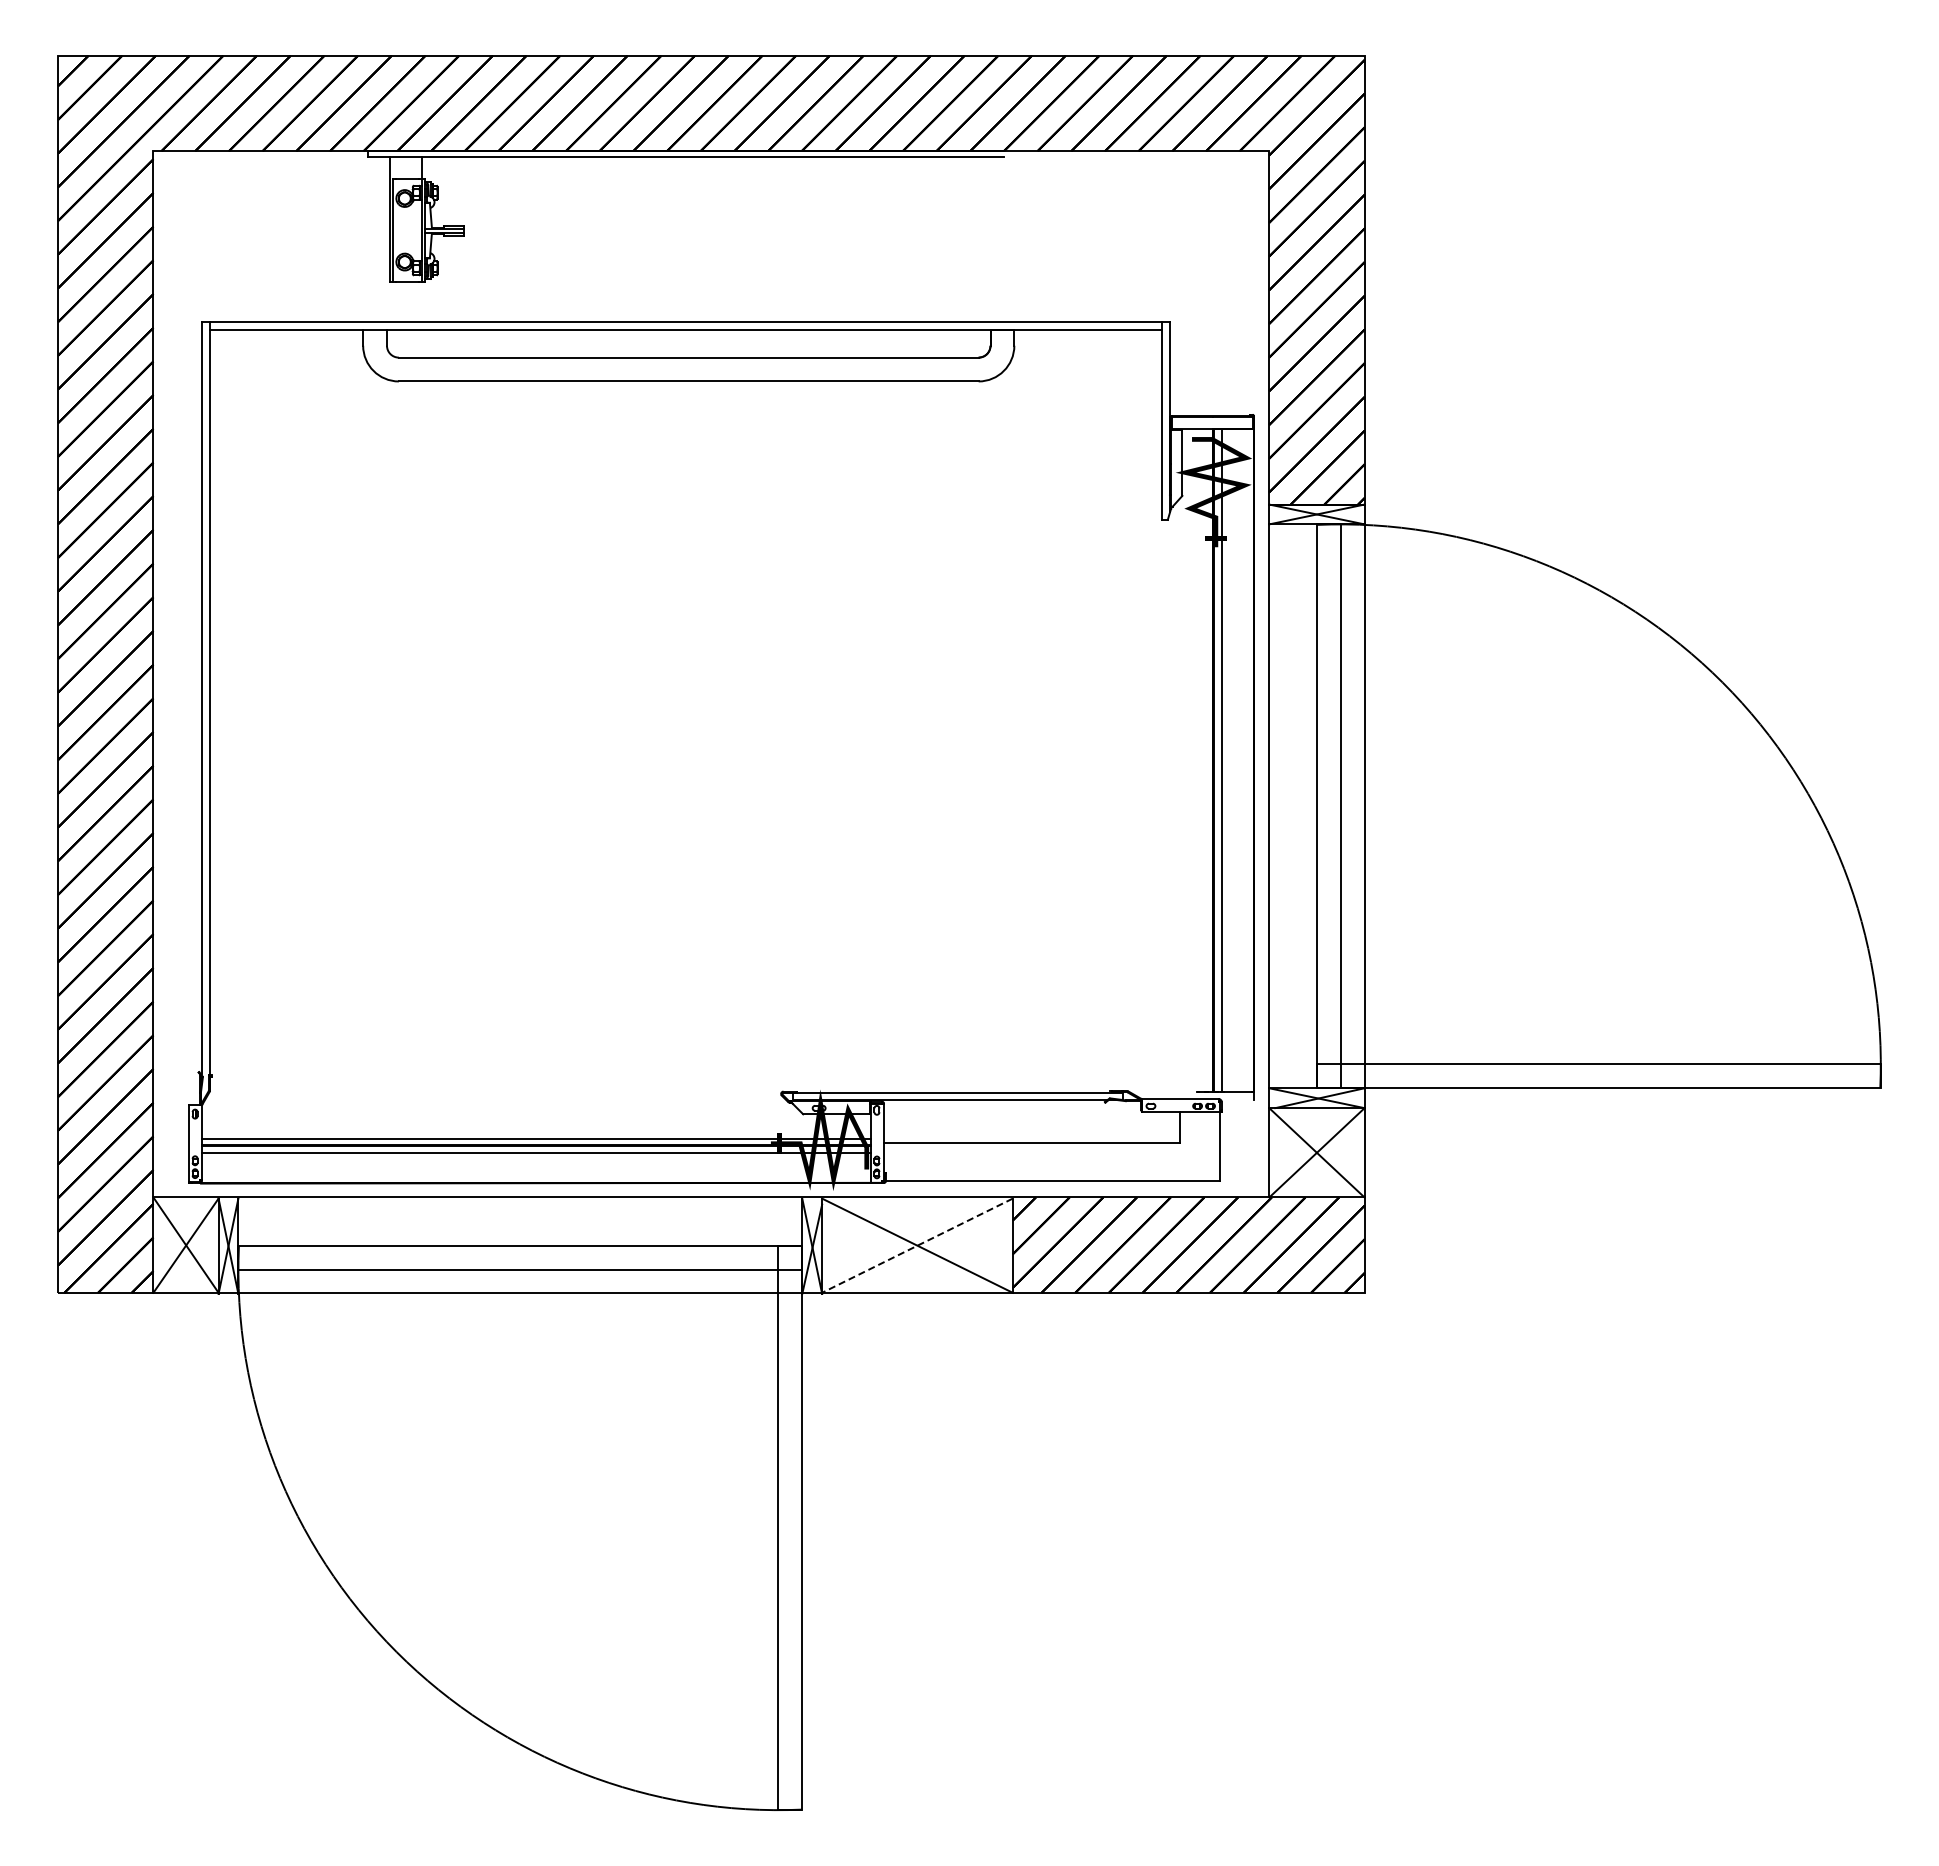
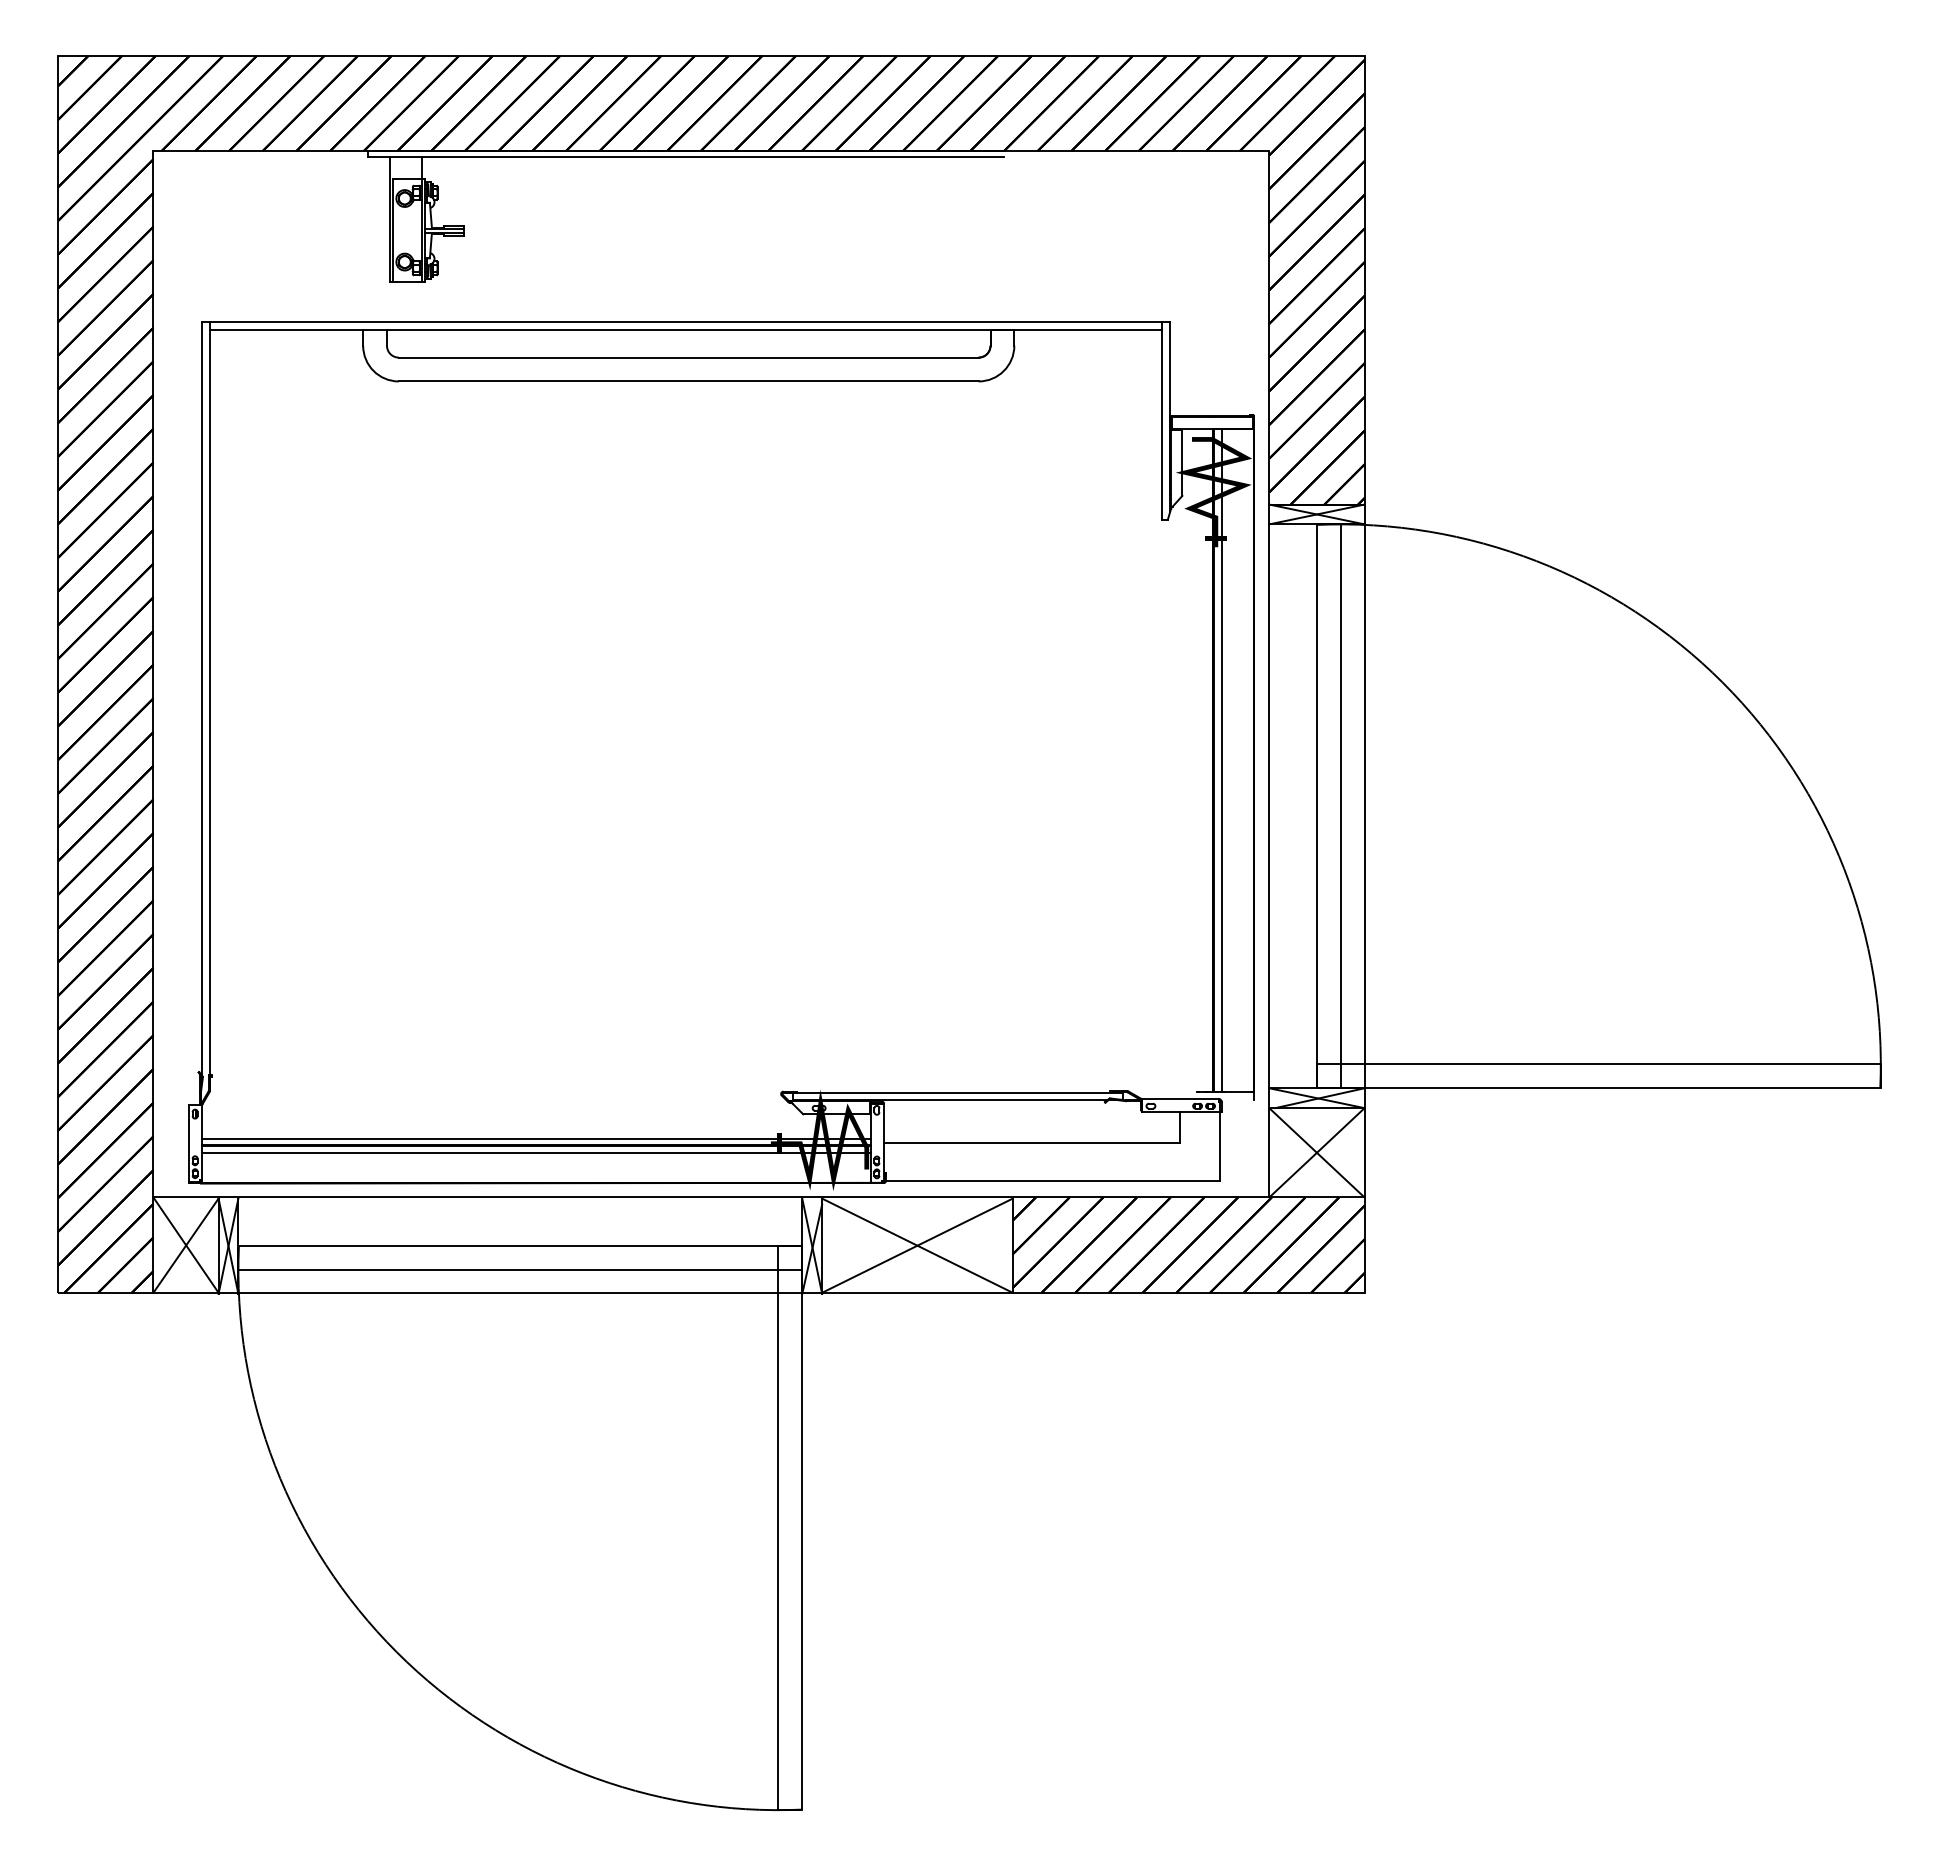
line: dashed -> solid (917, 1245)
